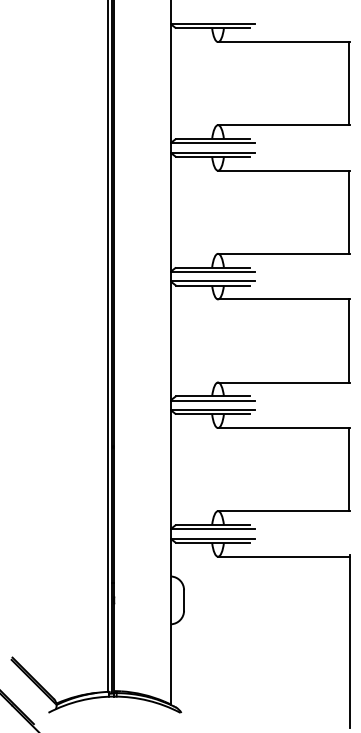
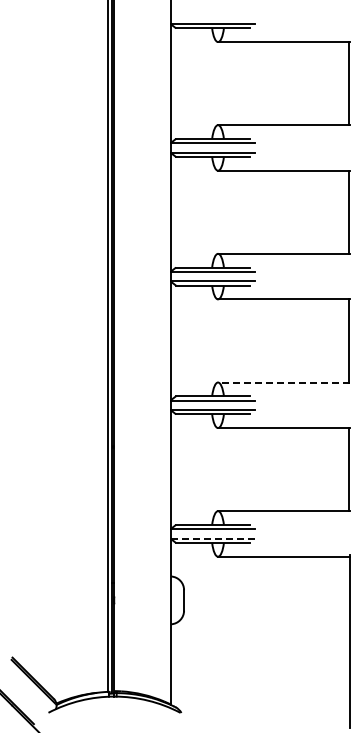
line: solid -> dashed (283, 382)
line: solid -> dashed (213, 538)
